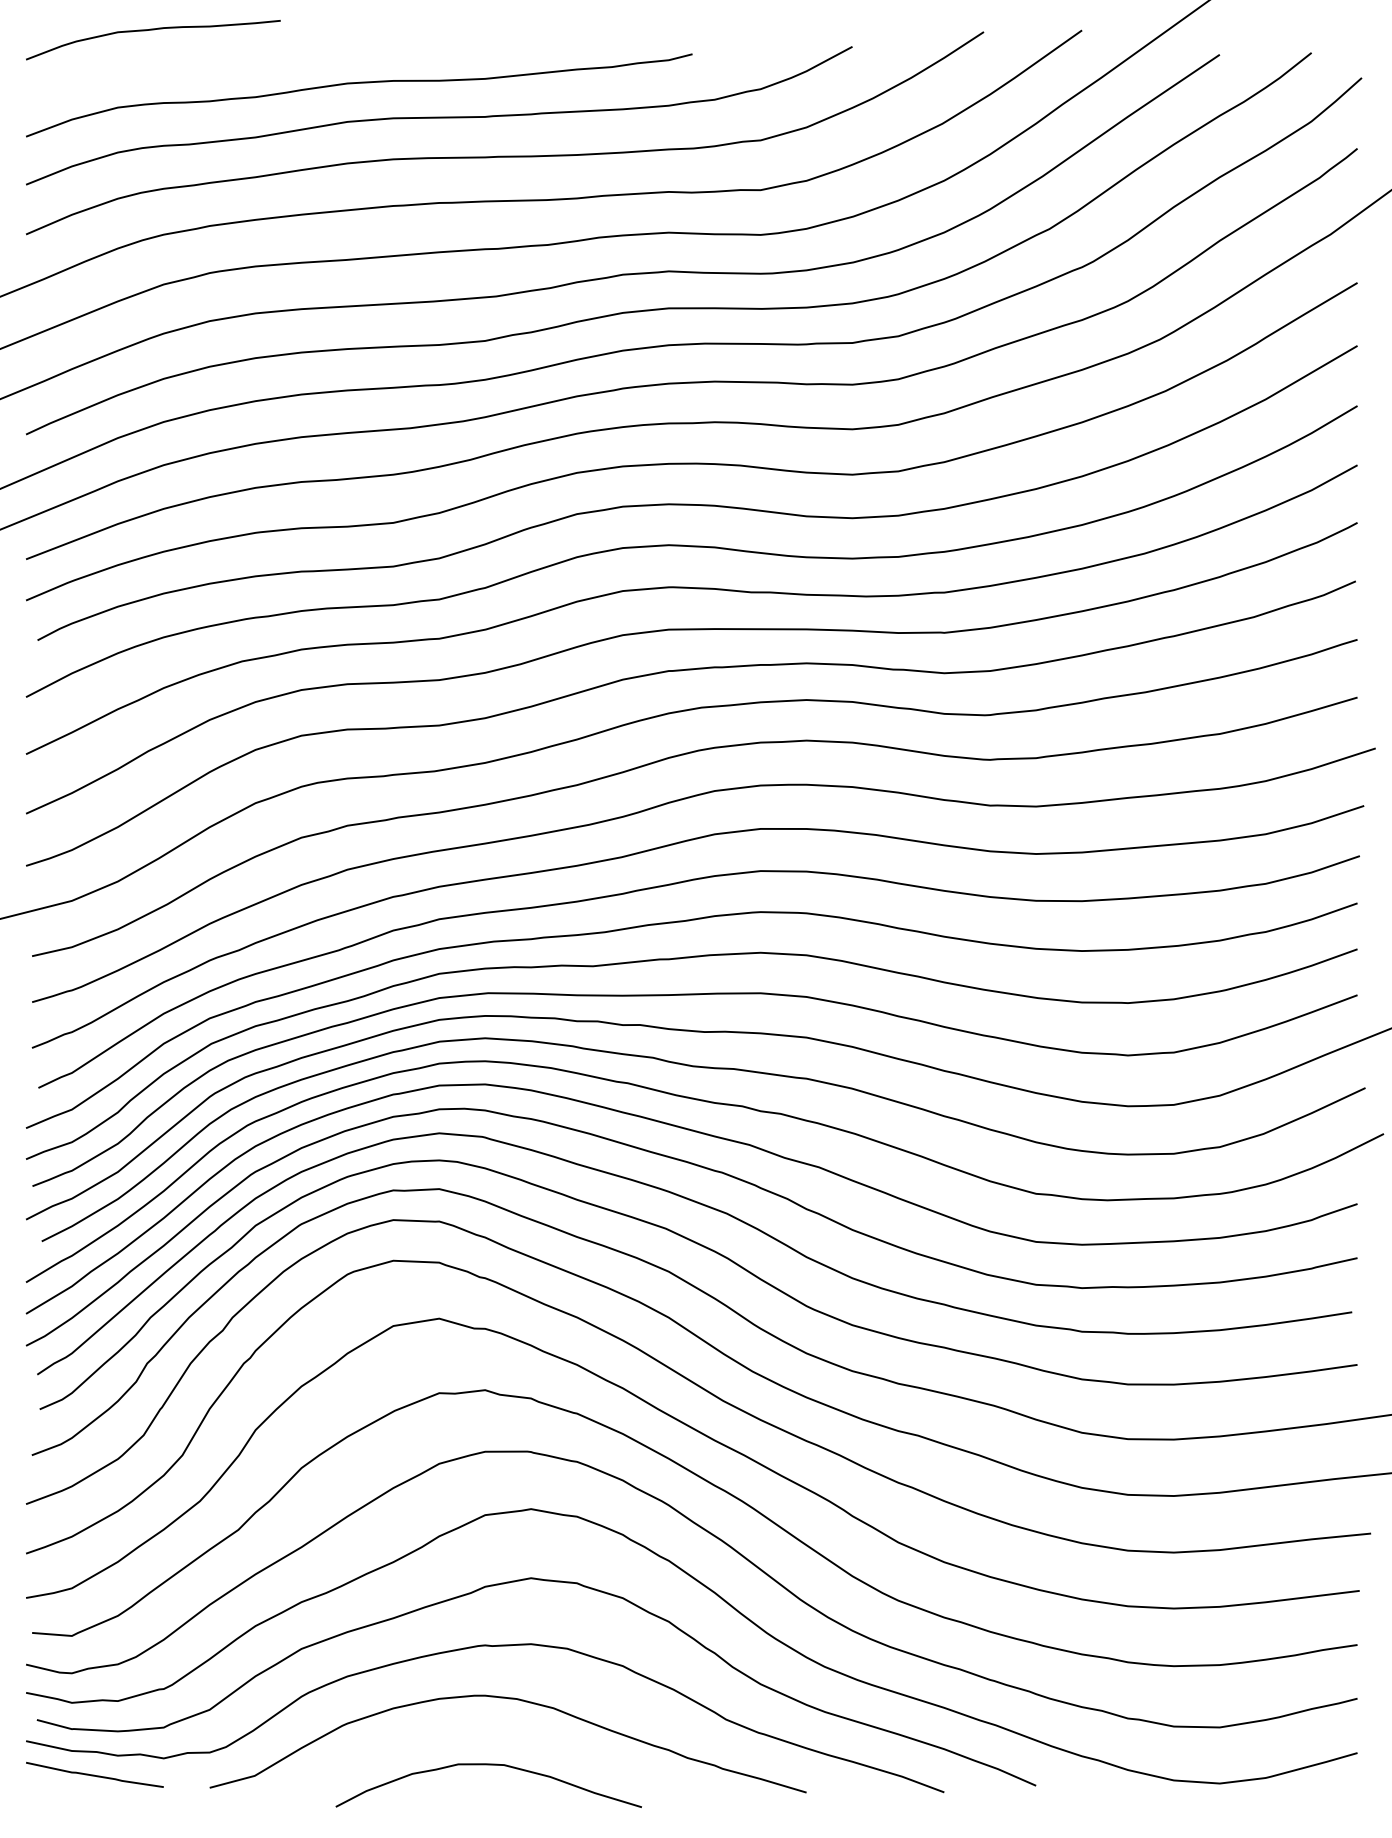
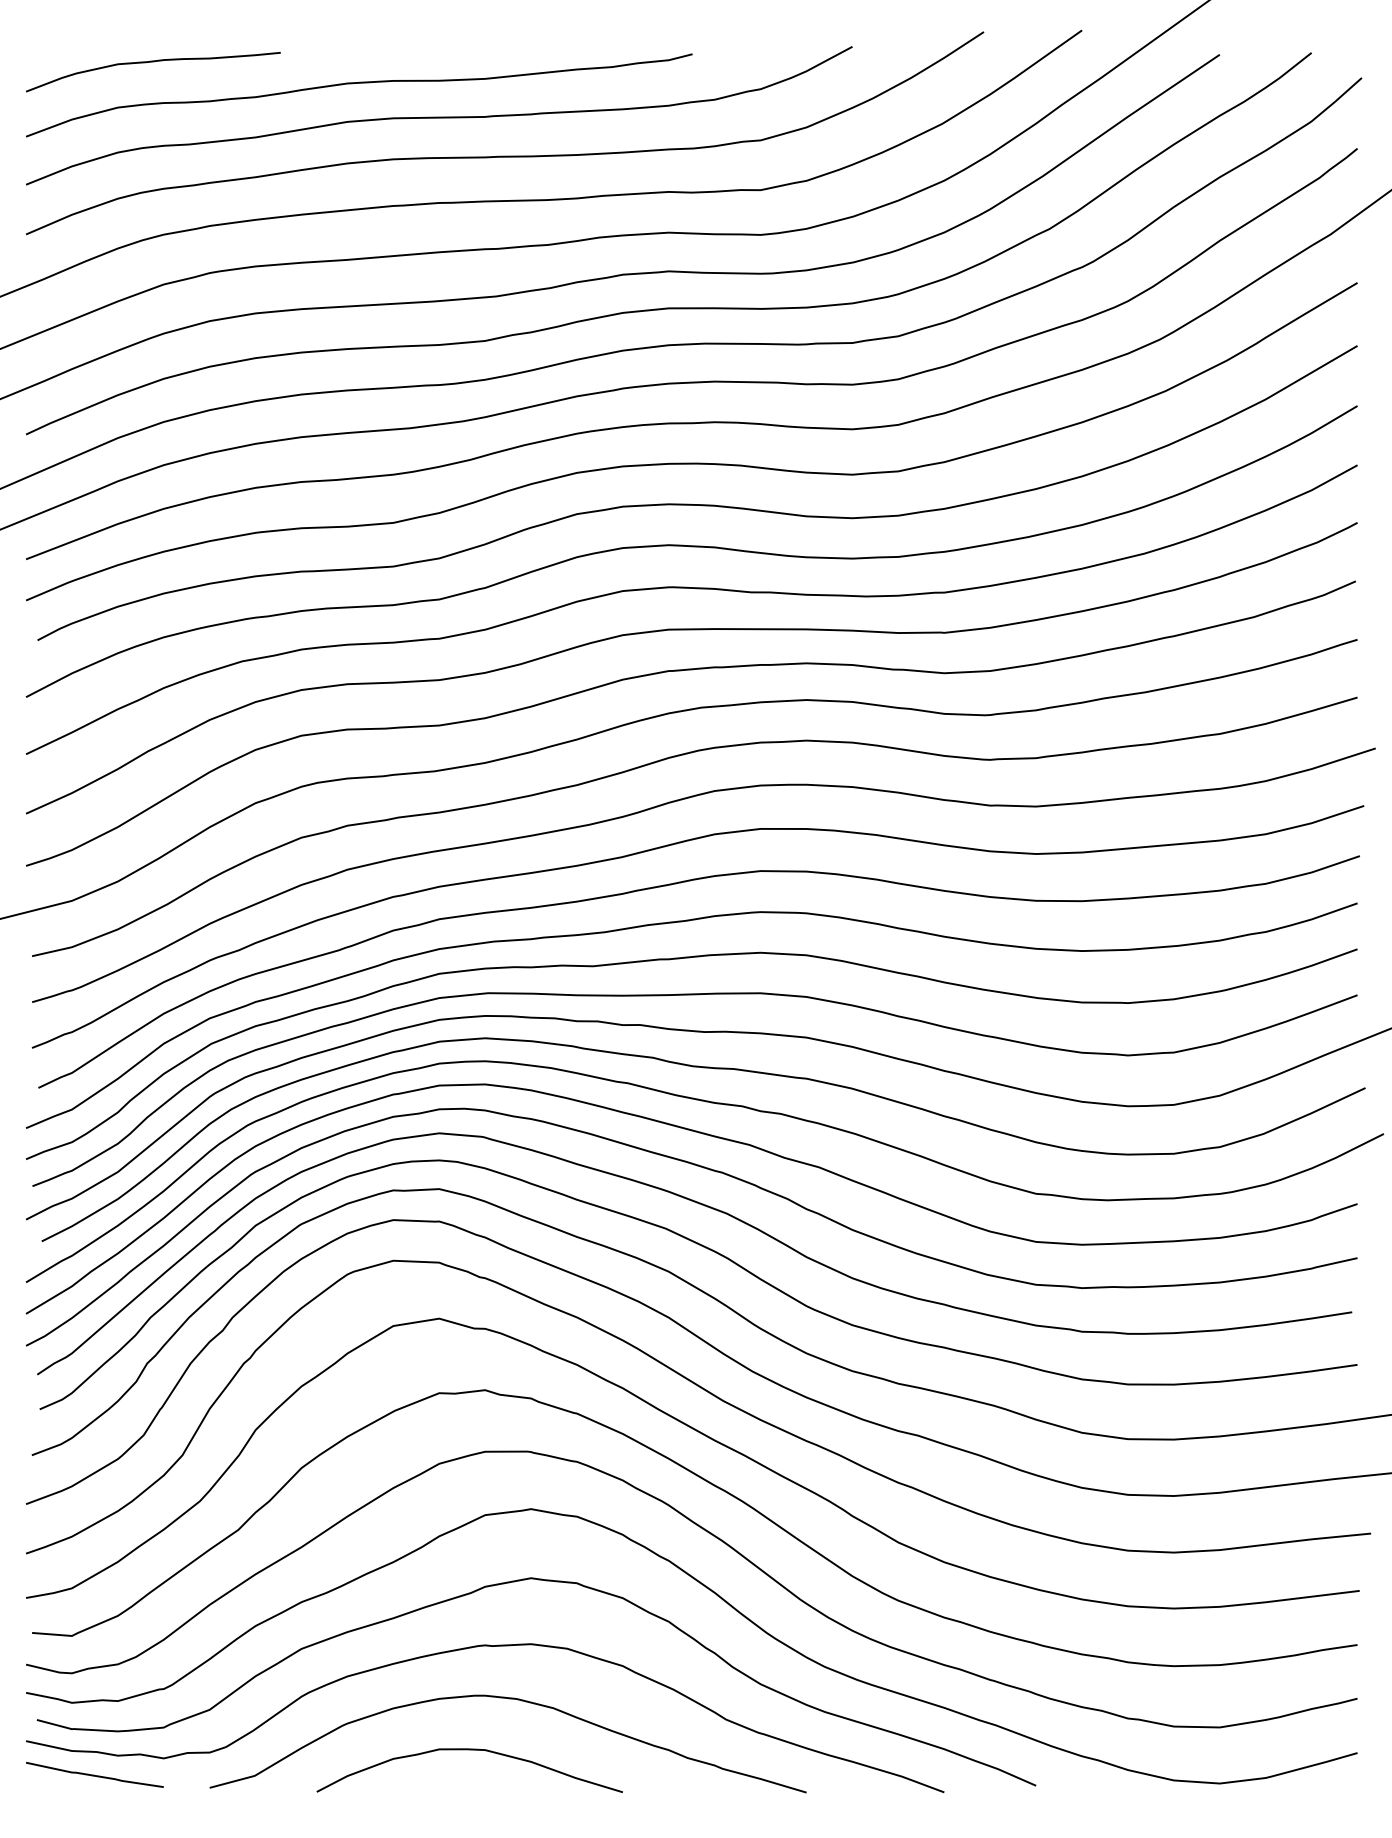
curve position: (153, 30) -> (153, 62) (153, 62)
curve position: (488, 1765) -> (469, 1750) (469, 1750)
